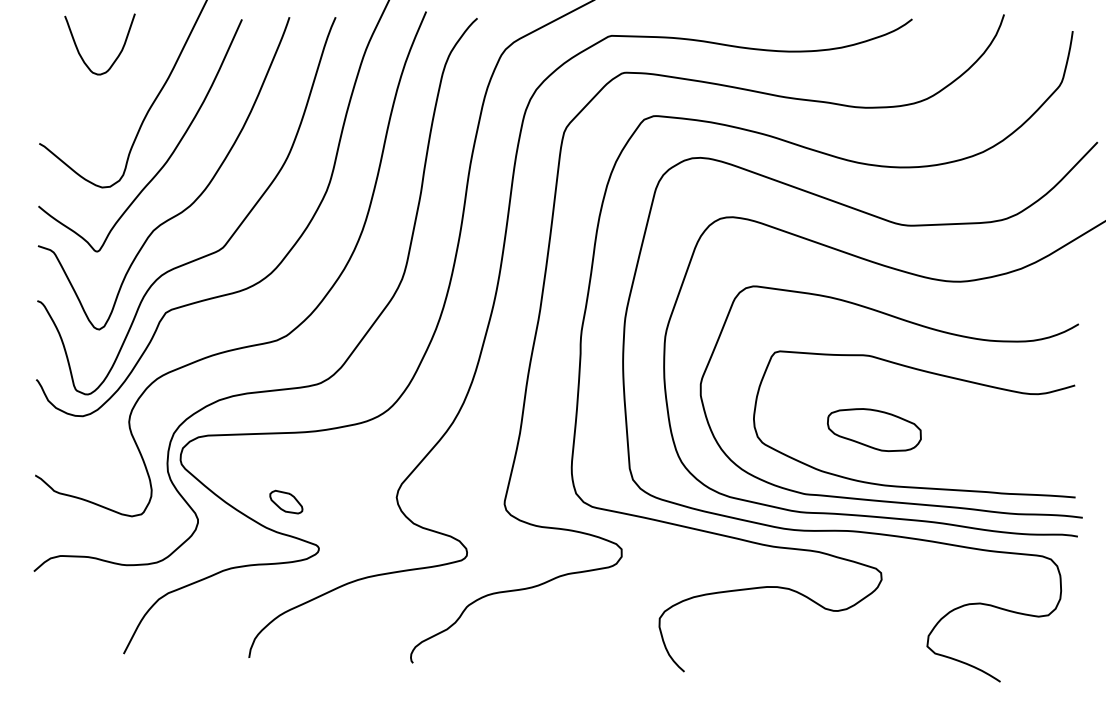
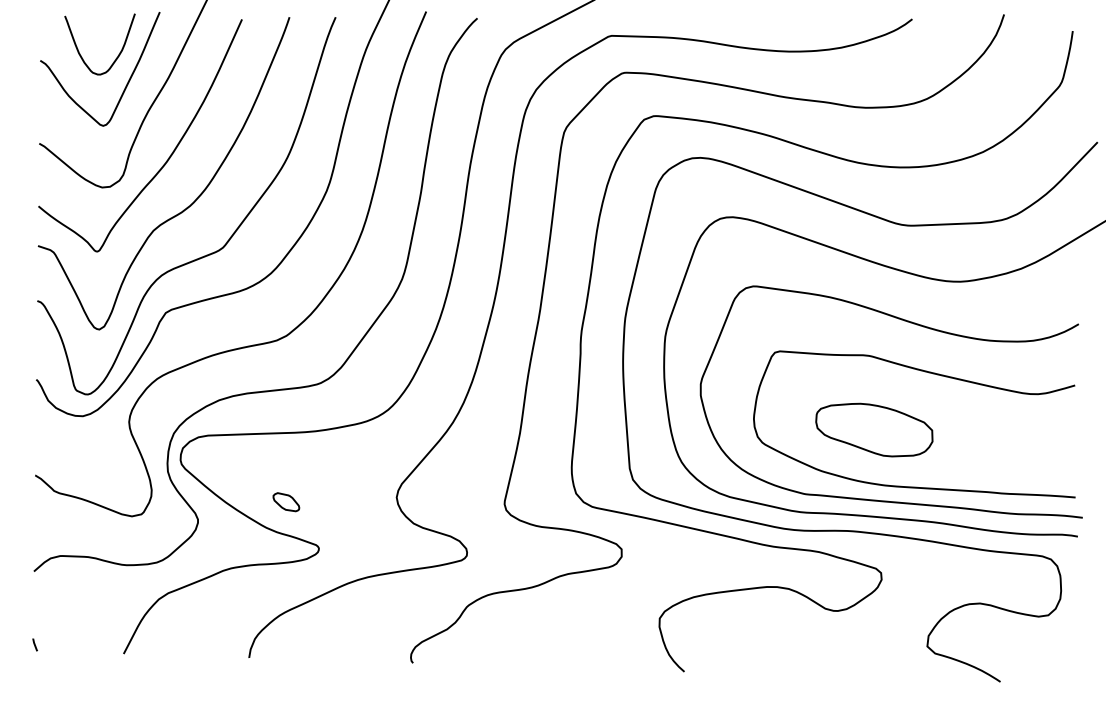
curve: none -> present (126, 83)
part size: 95x44 px -> 119x56 px (874, 429)
part size: 35x26 px -> 29x21 px (286, 502)
line: none -> present (34, 644)
